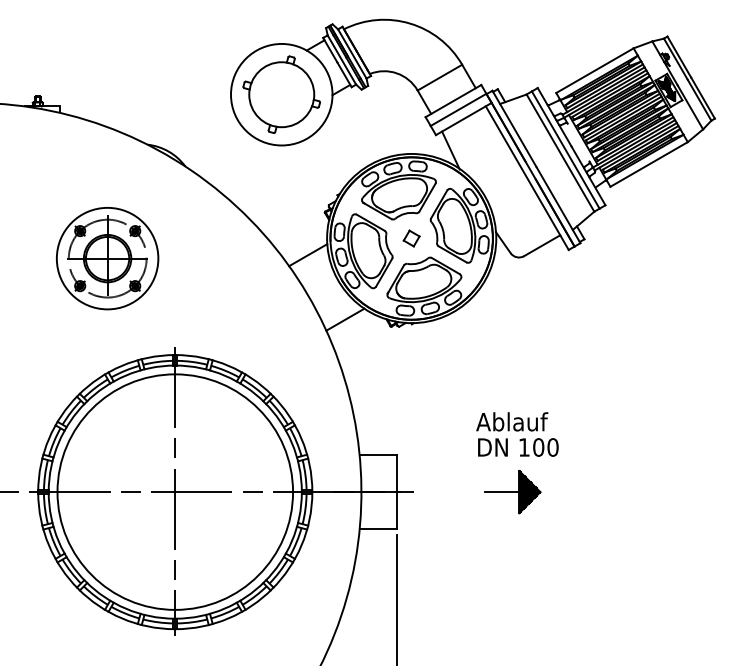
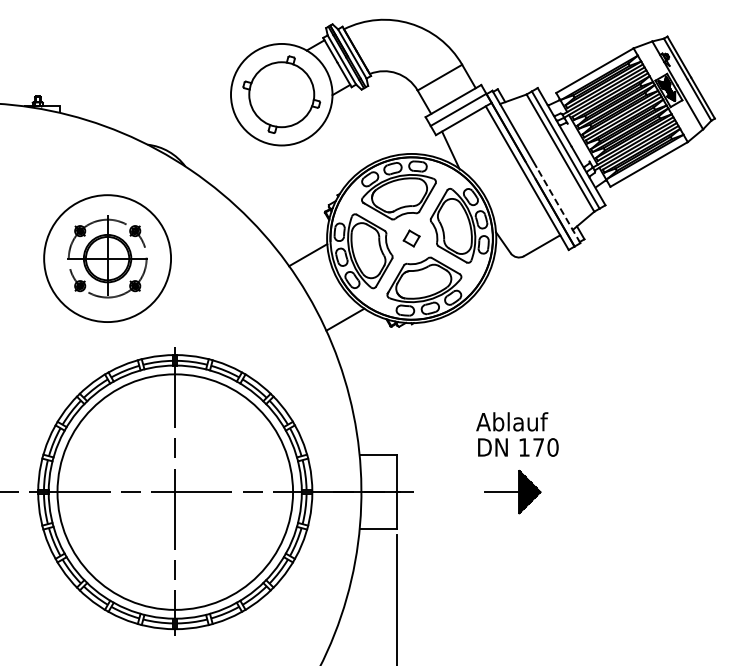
line: solid -> dashed (558, 205)
circle diameter: 102 px -> 127 px (107, 258)
text: 100 -> 170 (538, 447)
